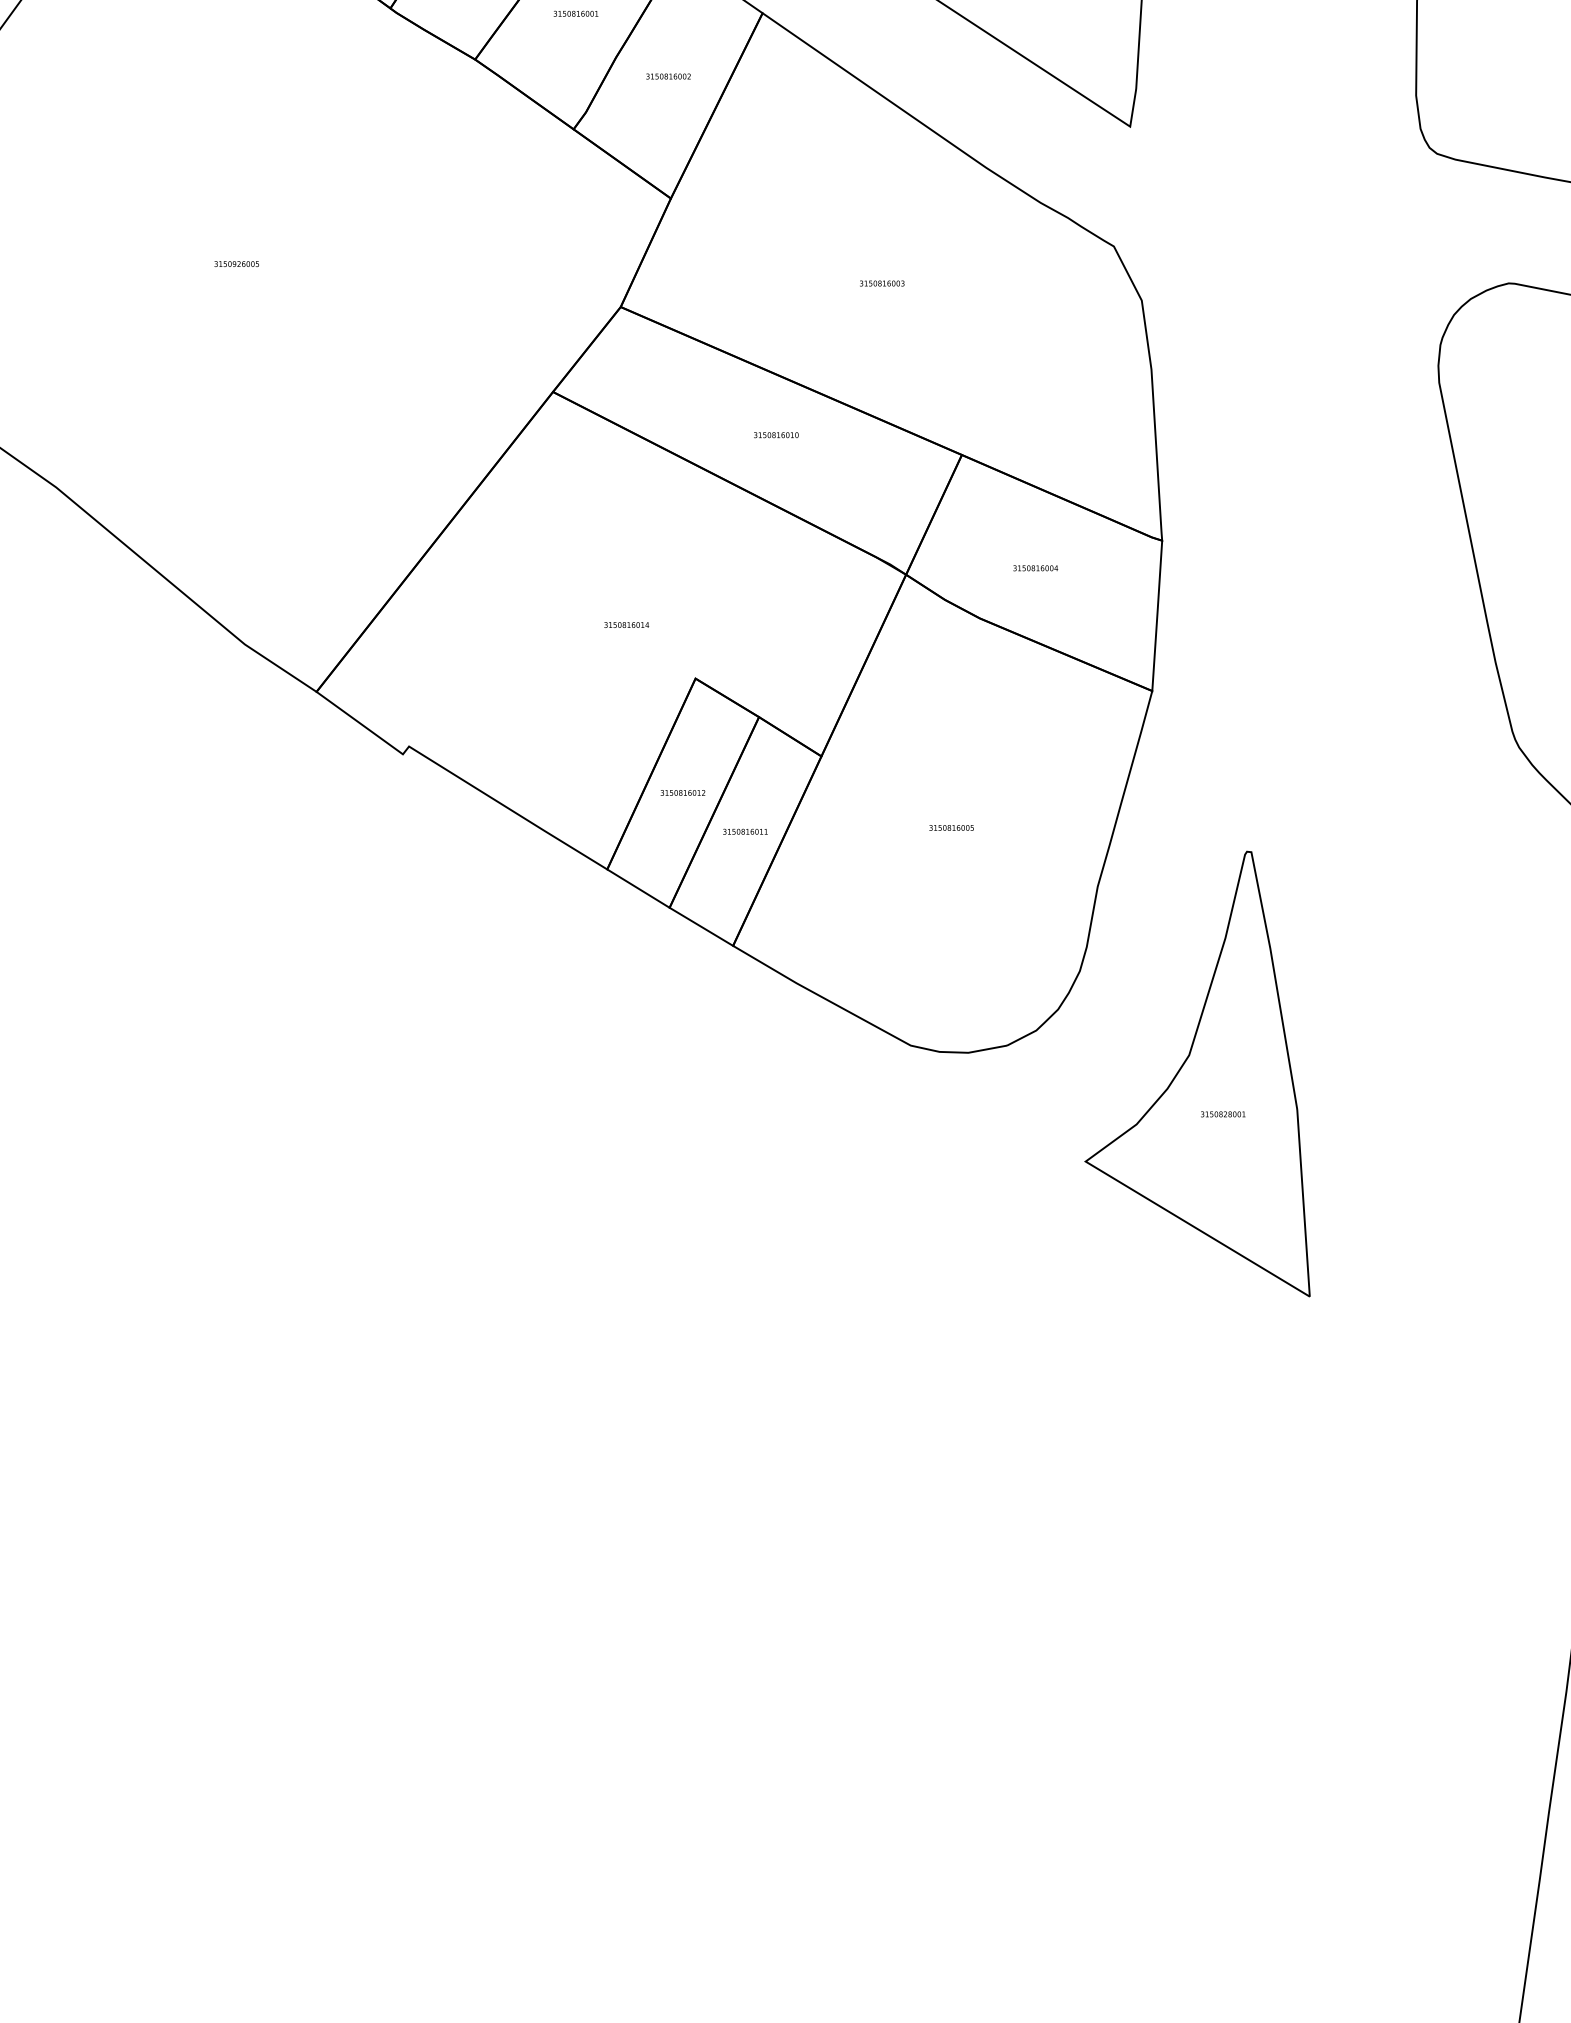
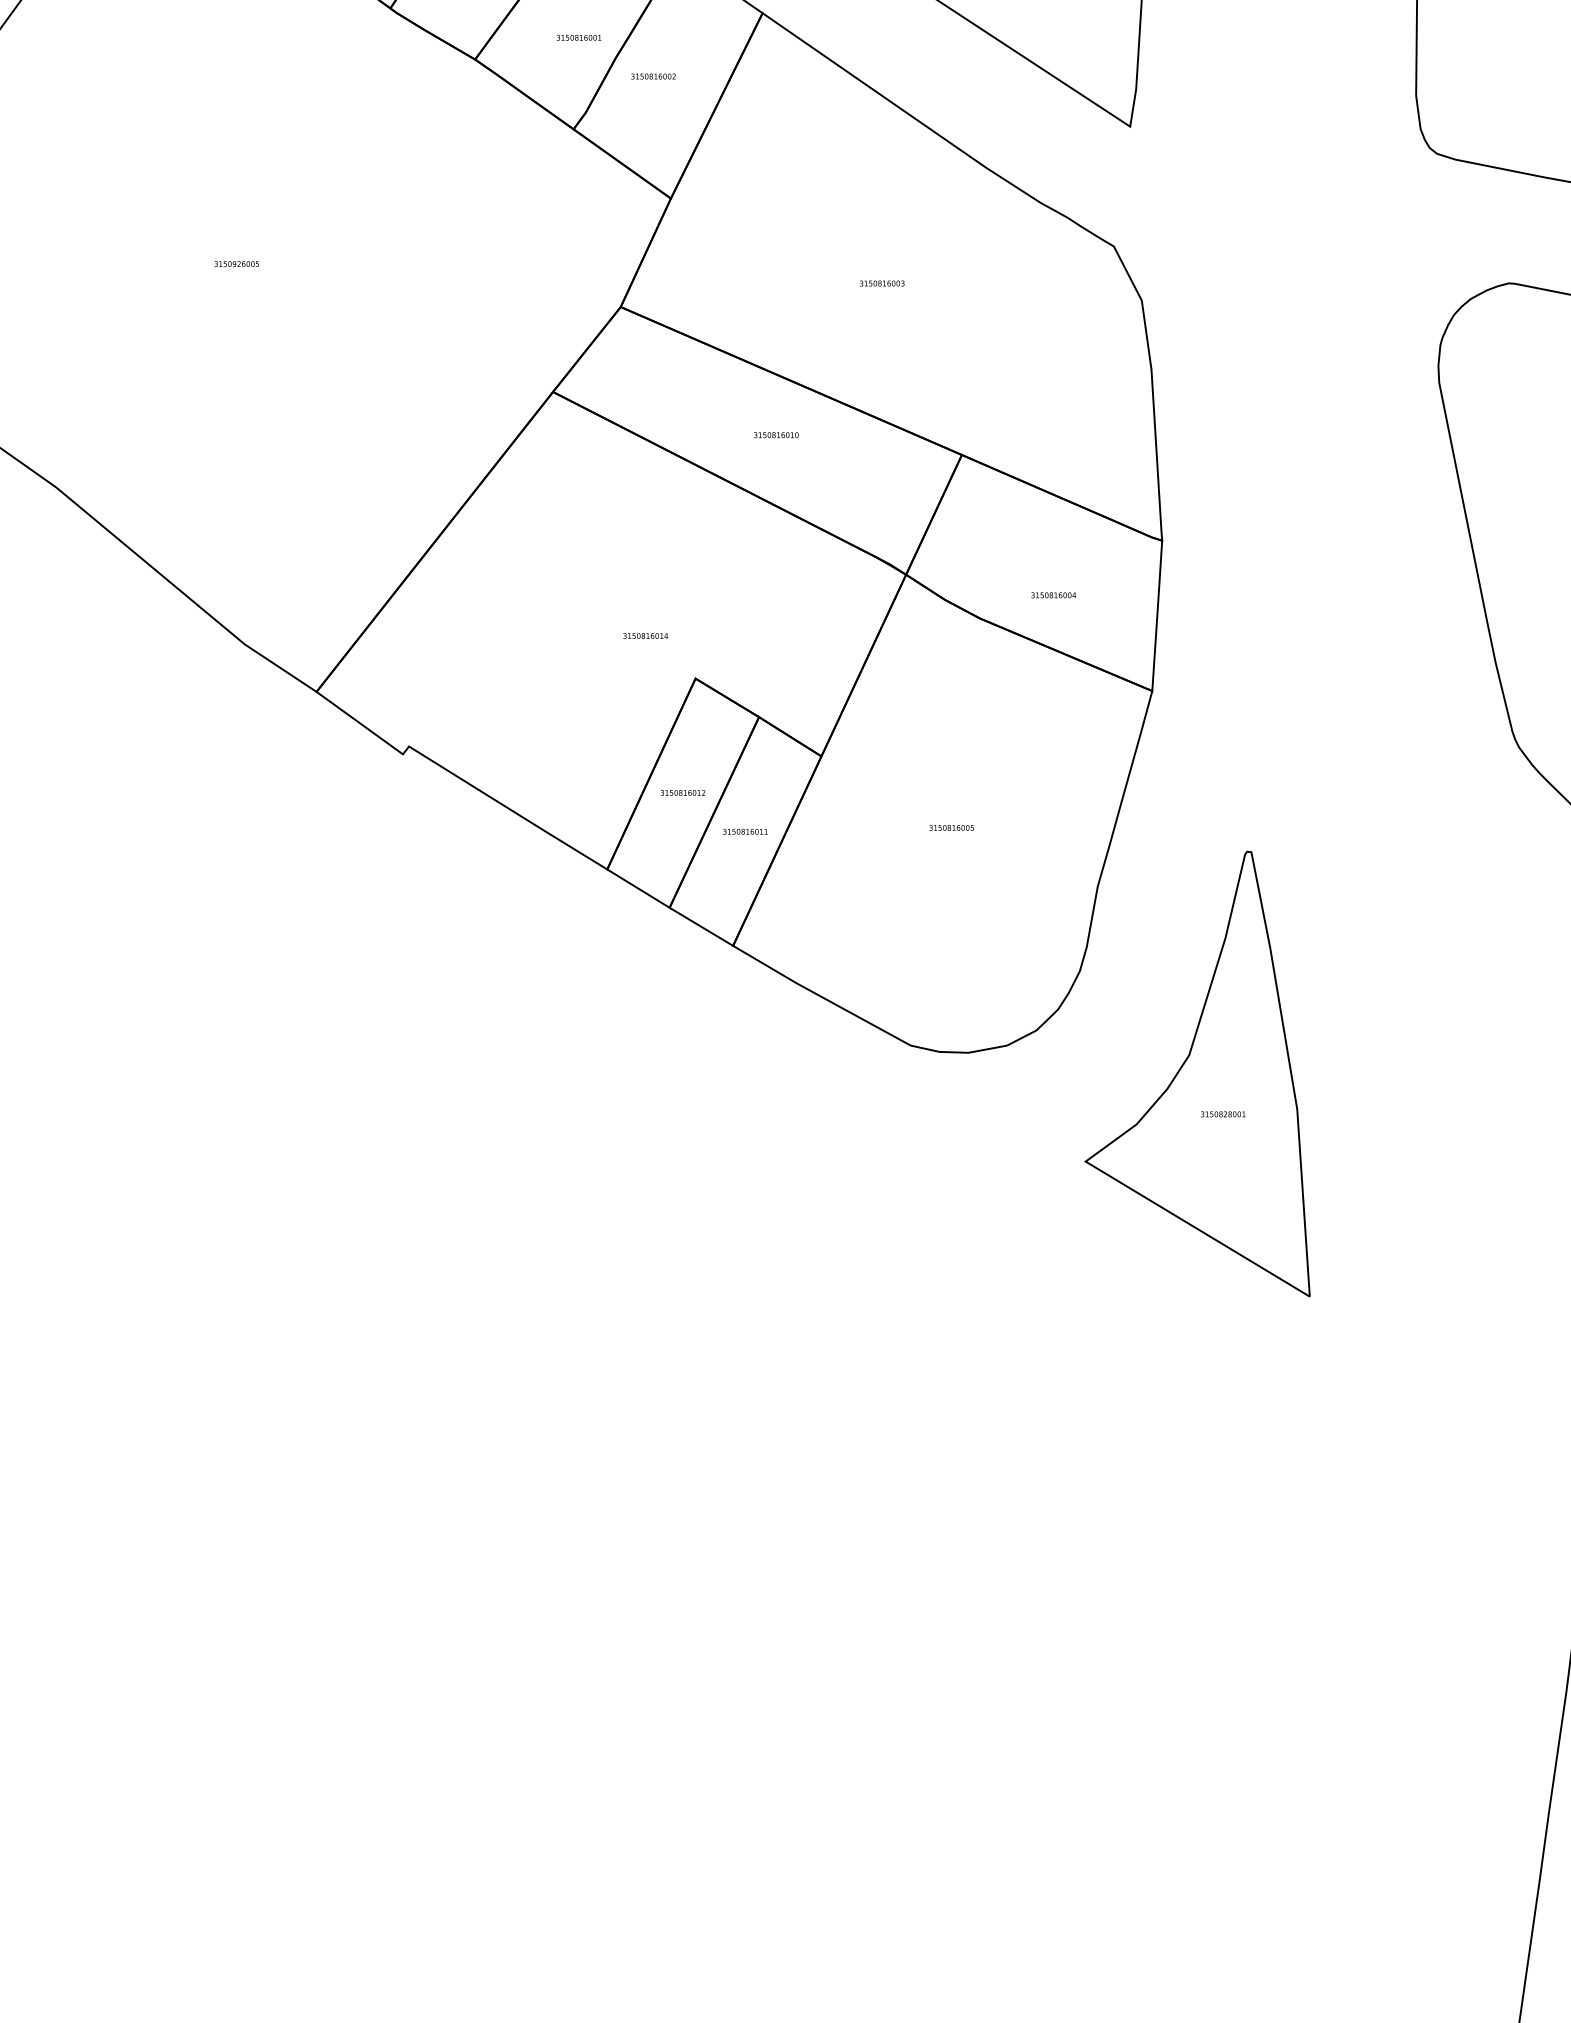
text position: (575, 13) -> (578, 37) (578, 37)
text position: (668, 76) -> (653, 76) (653, 76)
text position: (1035, 568) -> (1053, 595) (1053, 595)
text position: (626, 624) -> (645, 635) (645, 635)
